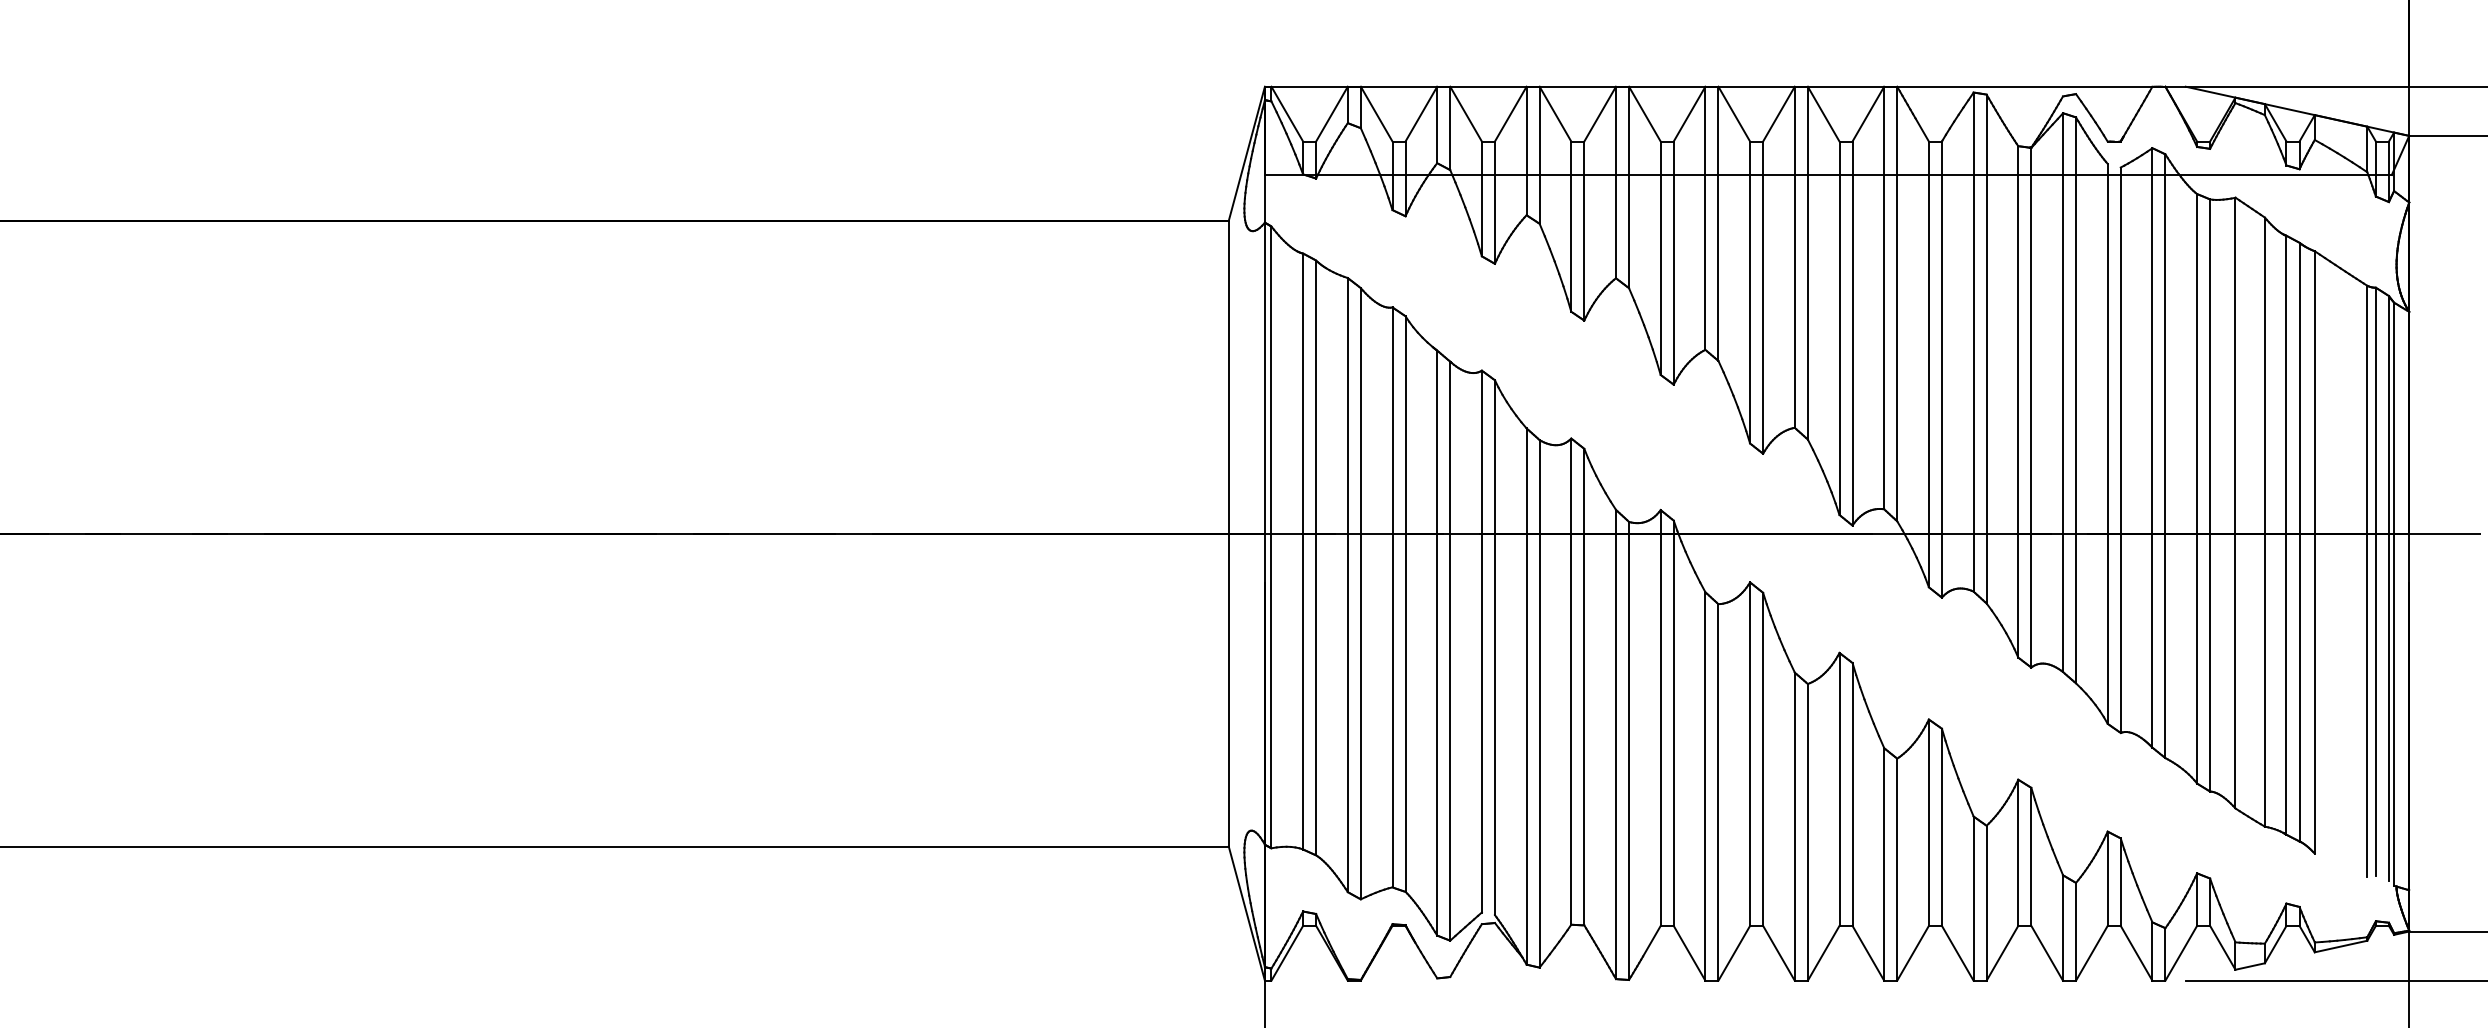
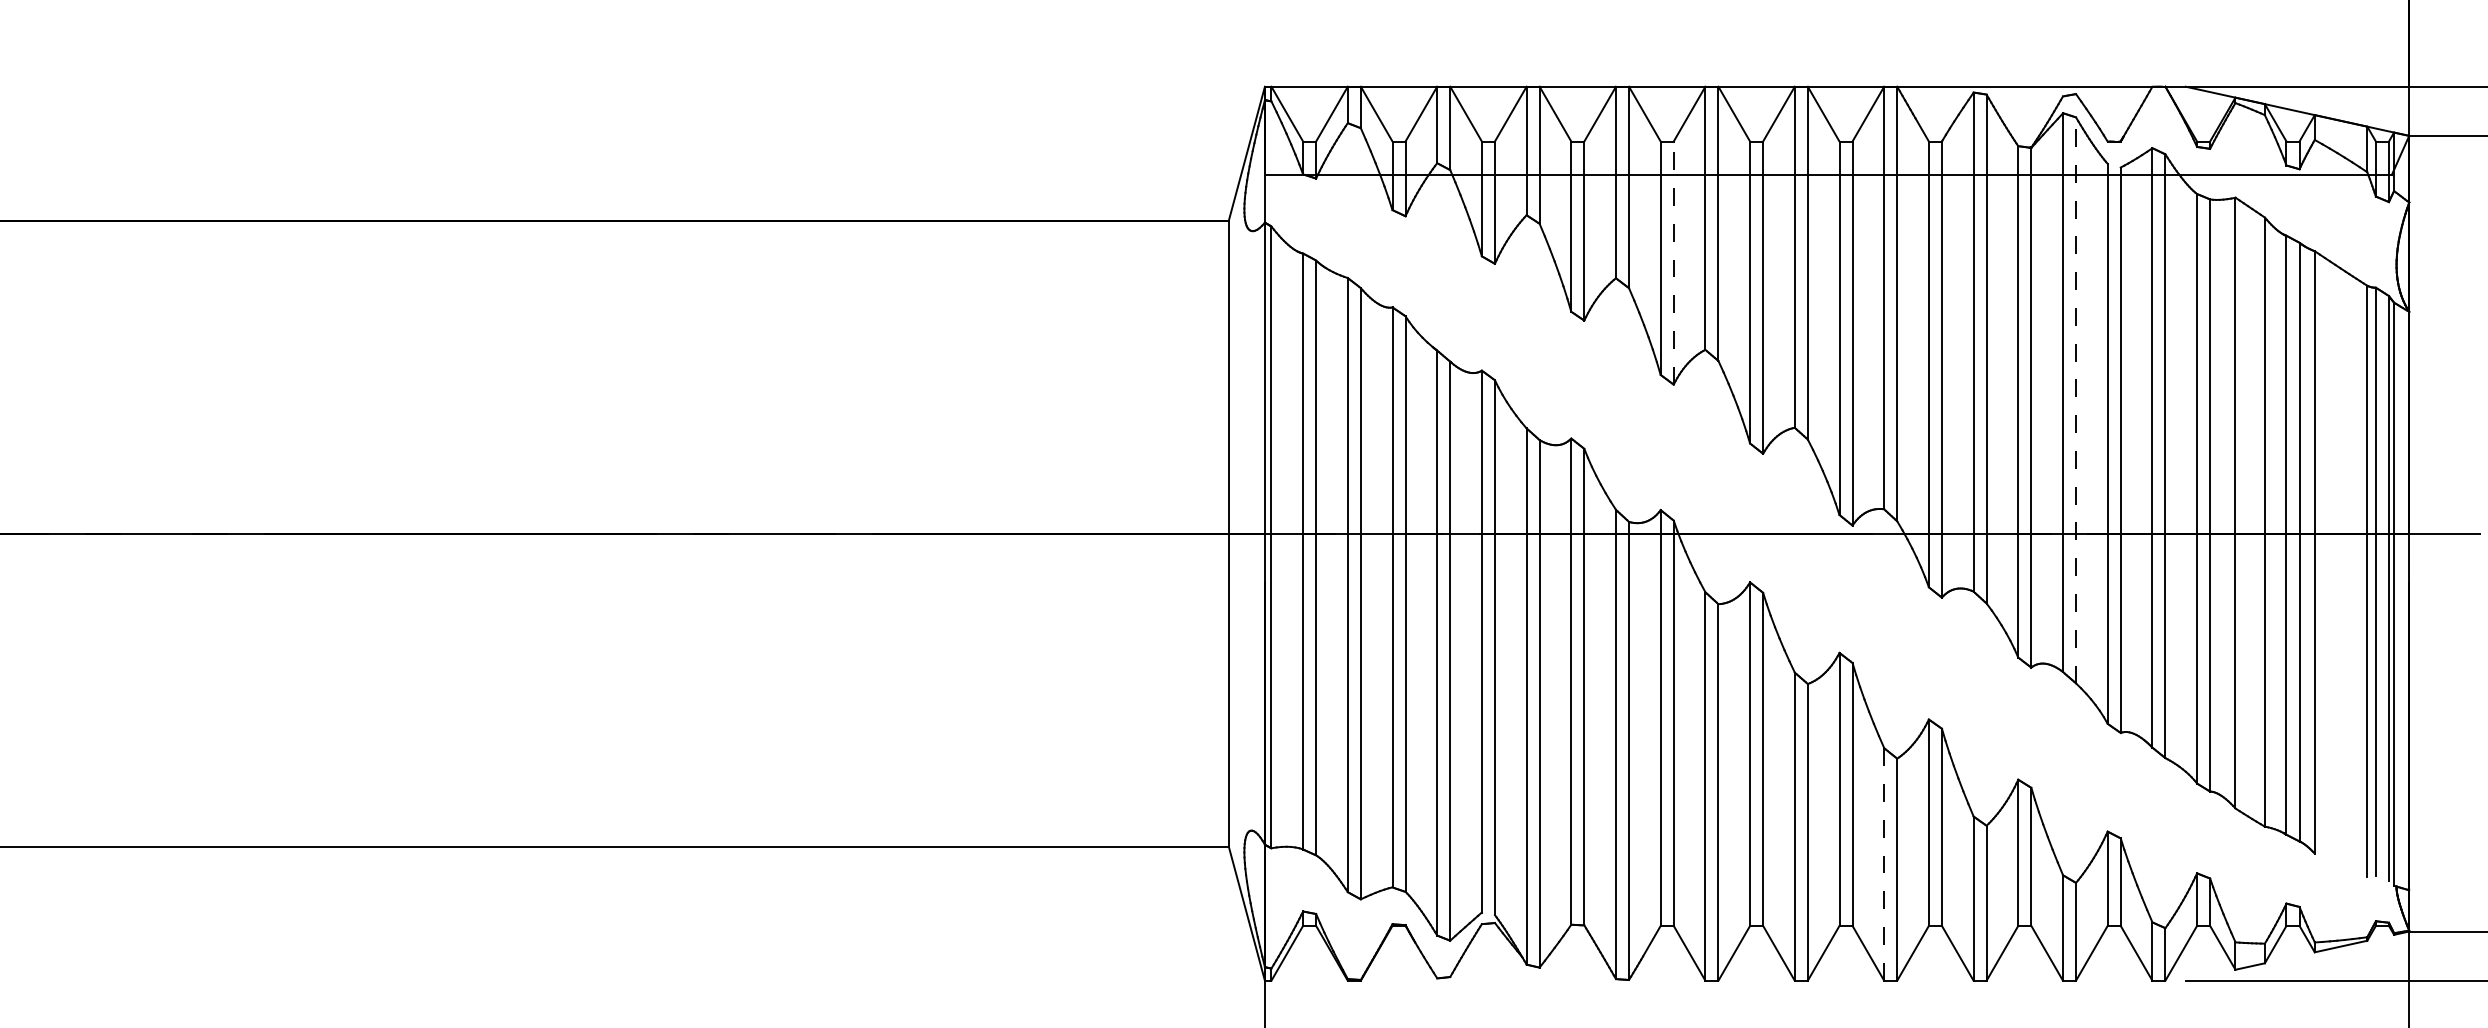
line: solid -> dashed (1673, 263)
line: solid -> dashed (2076, 400)
line: solid -> dashed (1884, 863)
